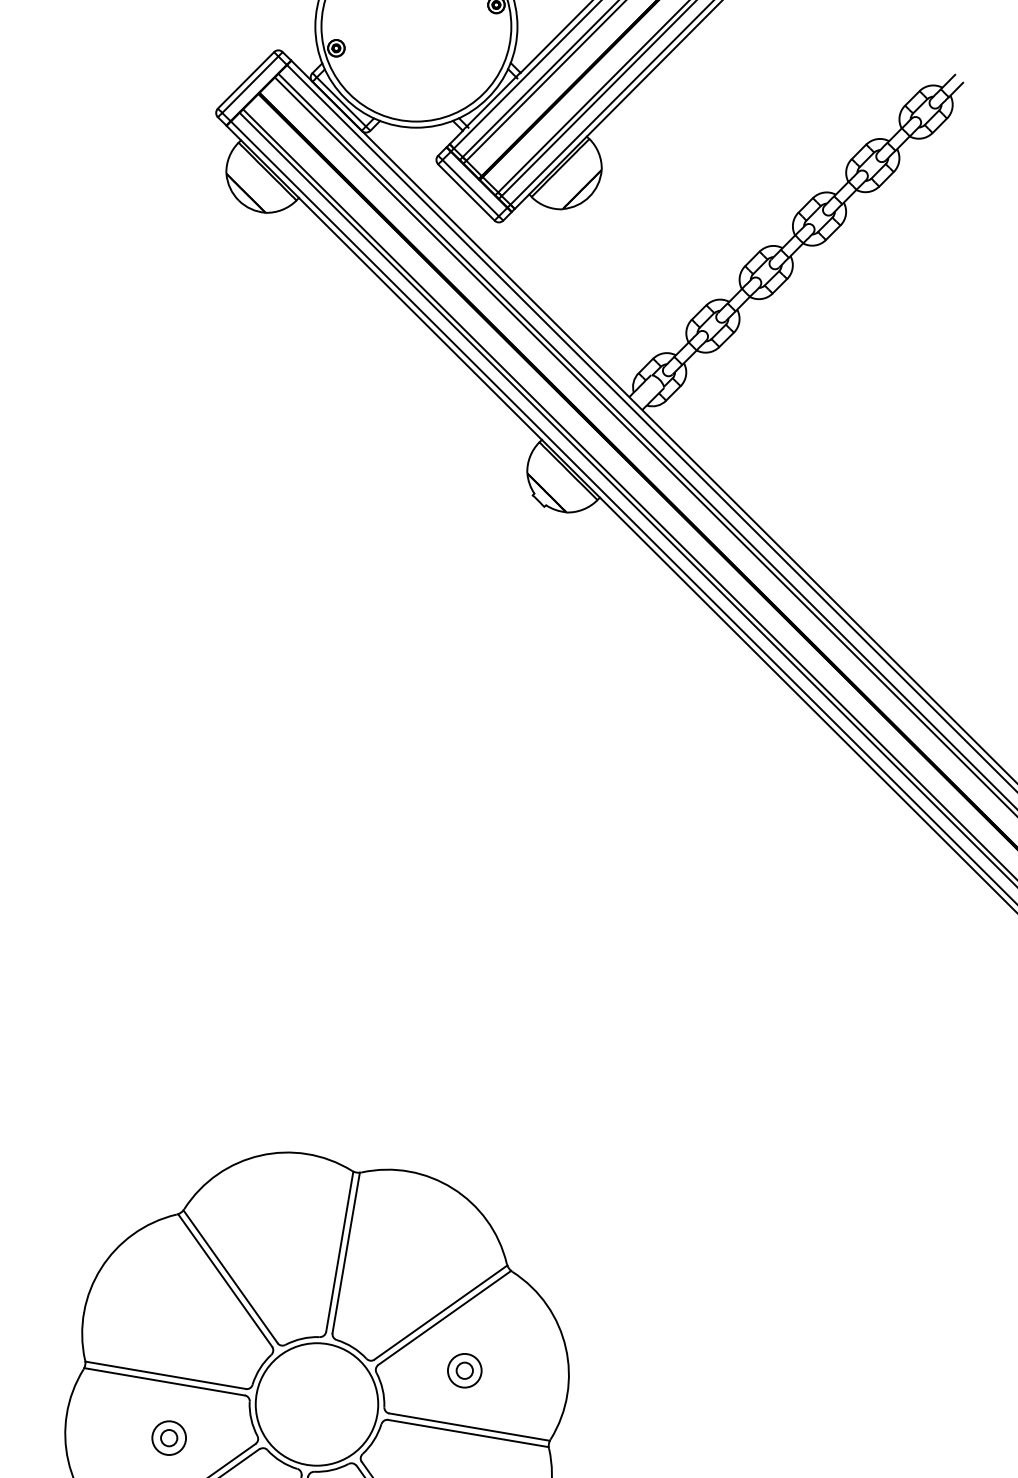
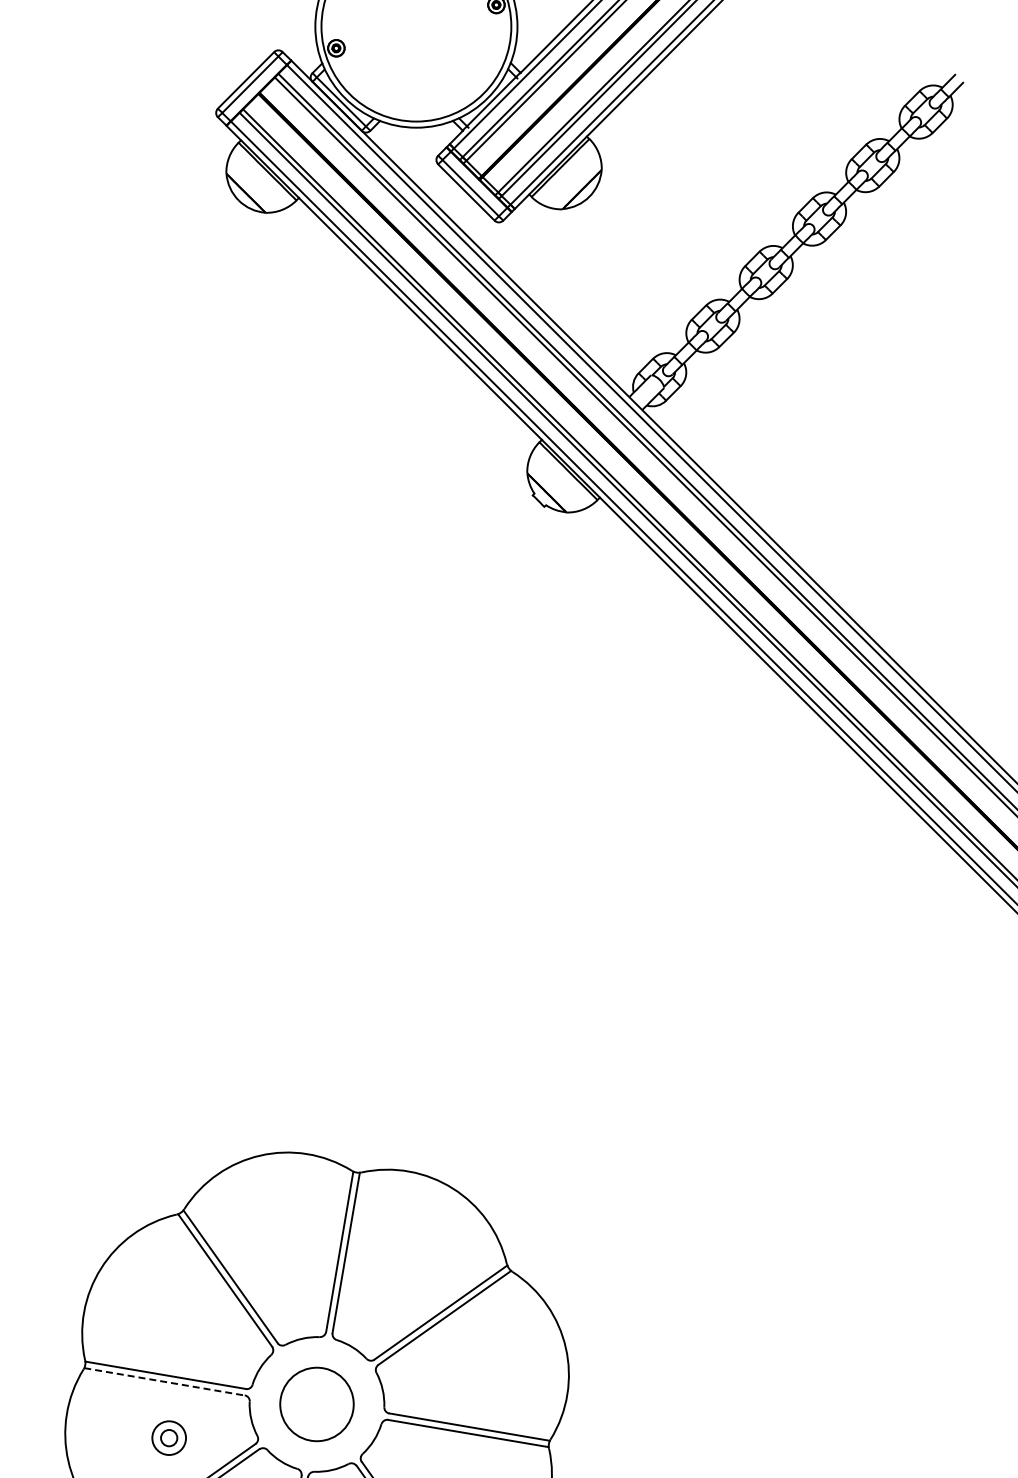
part: present -> none (464, 1370)
line: solid -> dashed (164, 1381)
circle diameter: 122 px -> 73 px (316, 1404)
